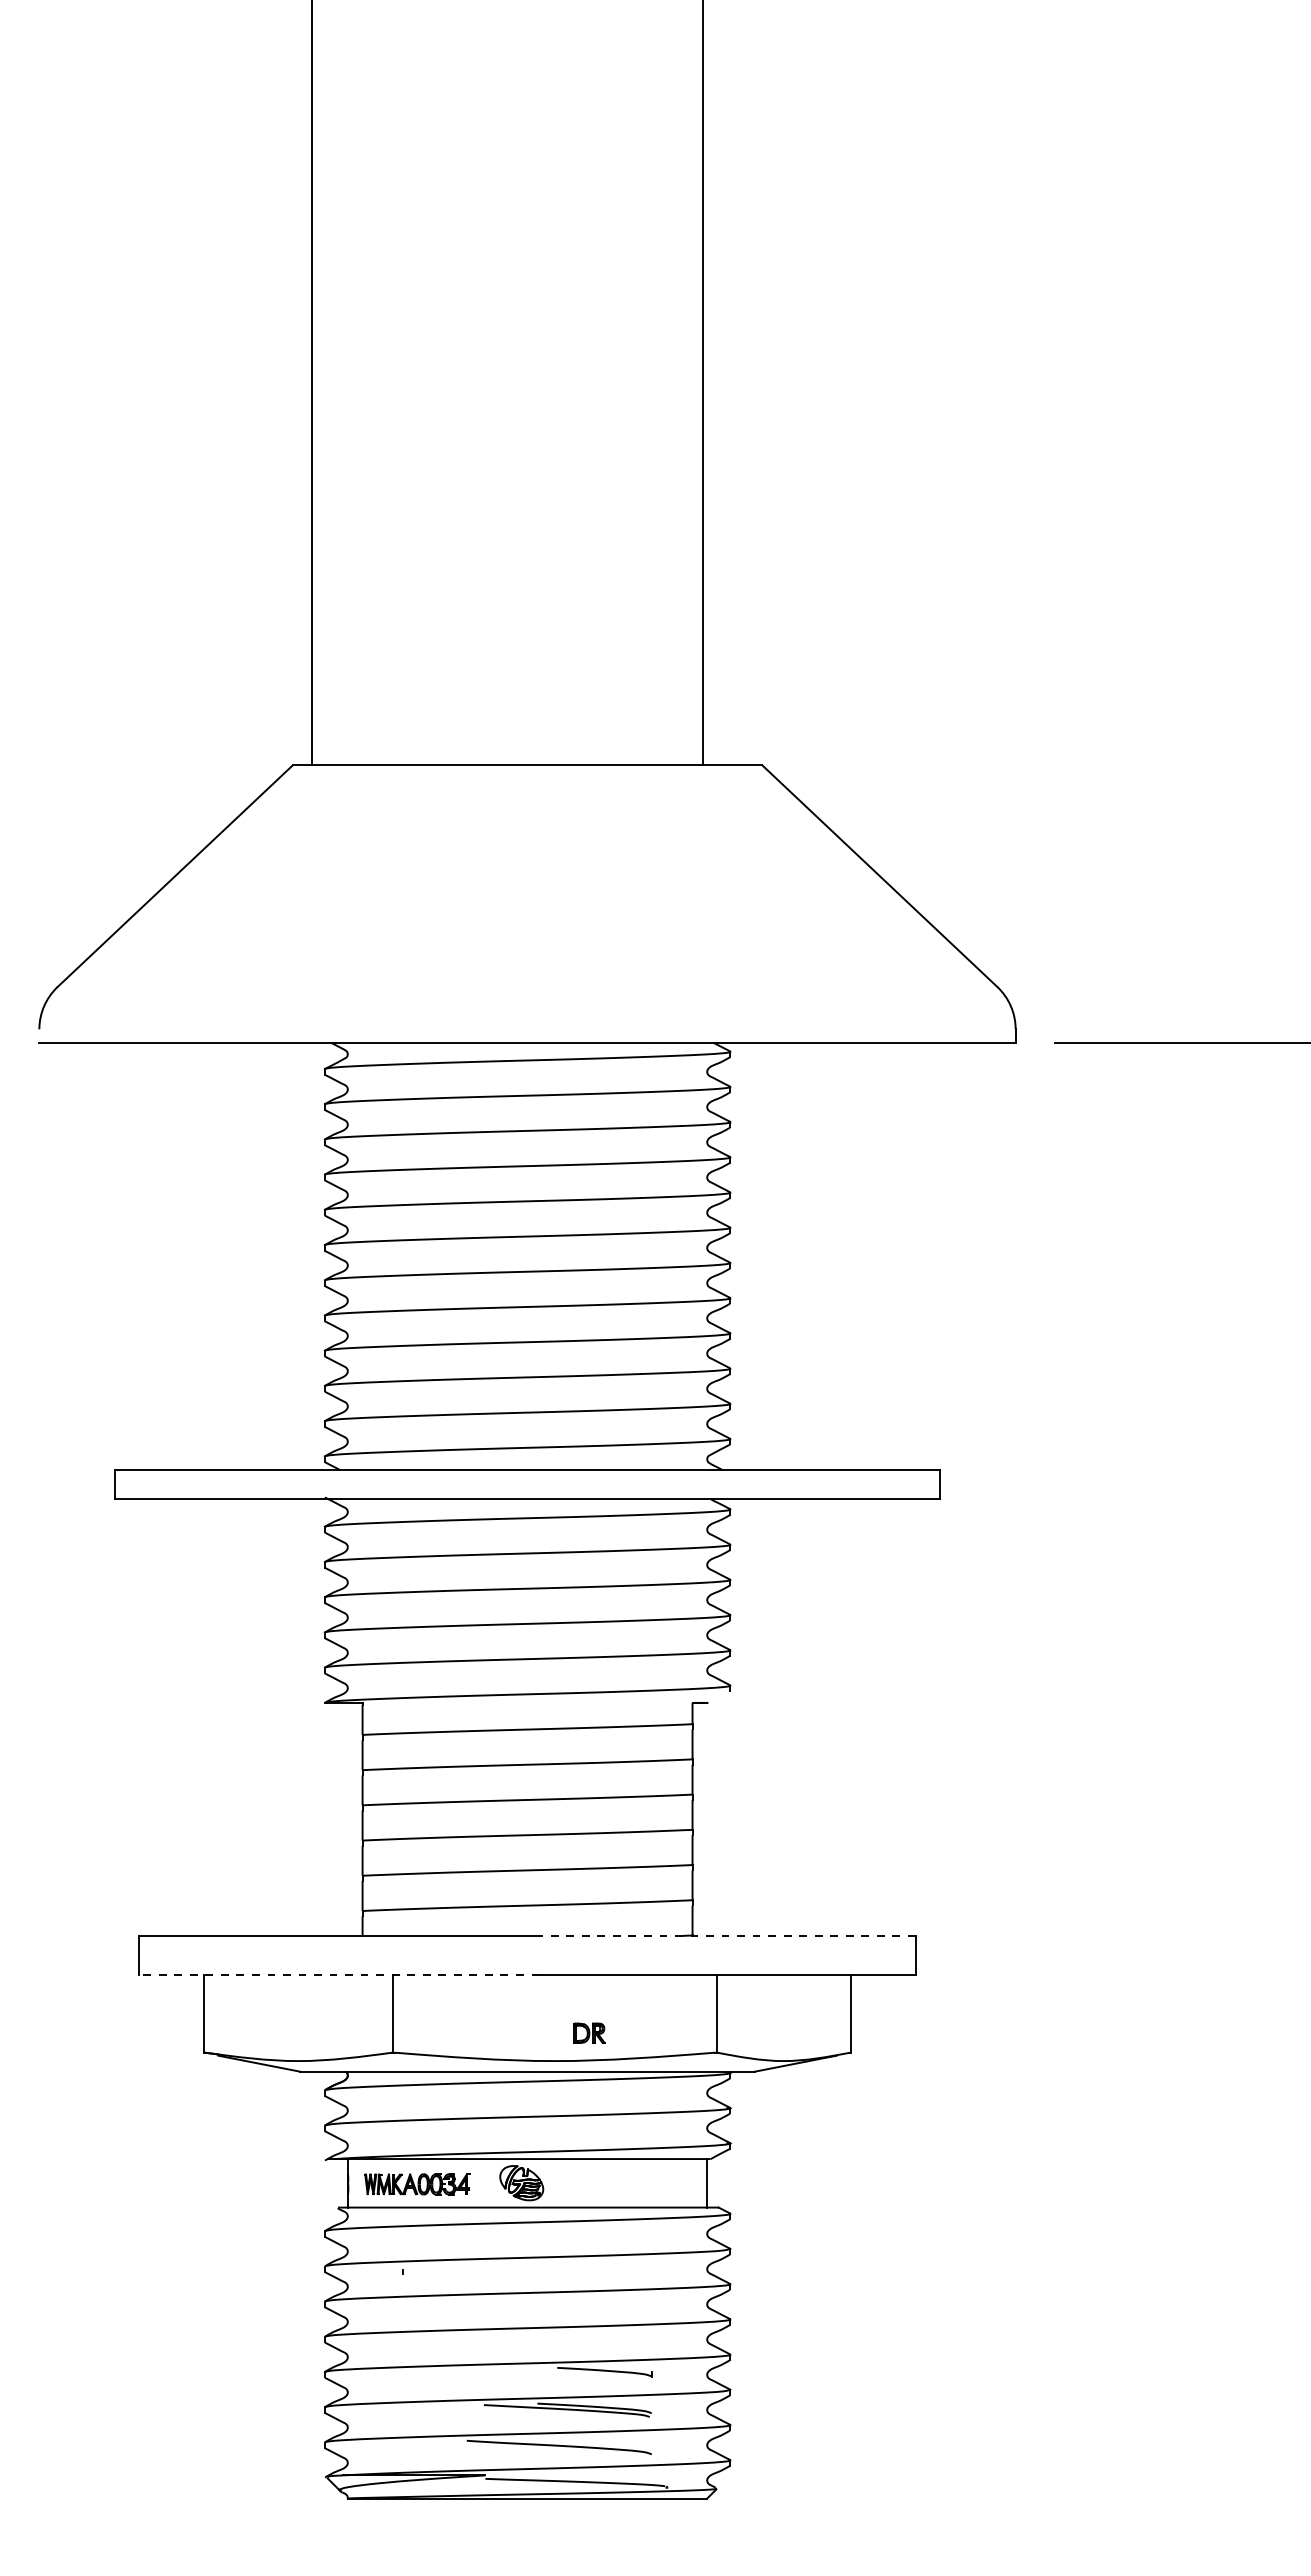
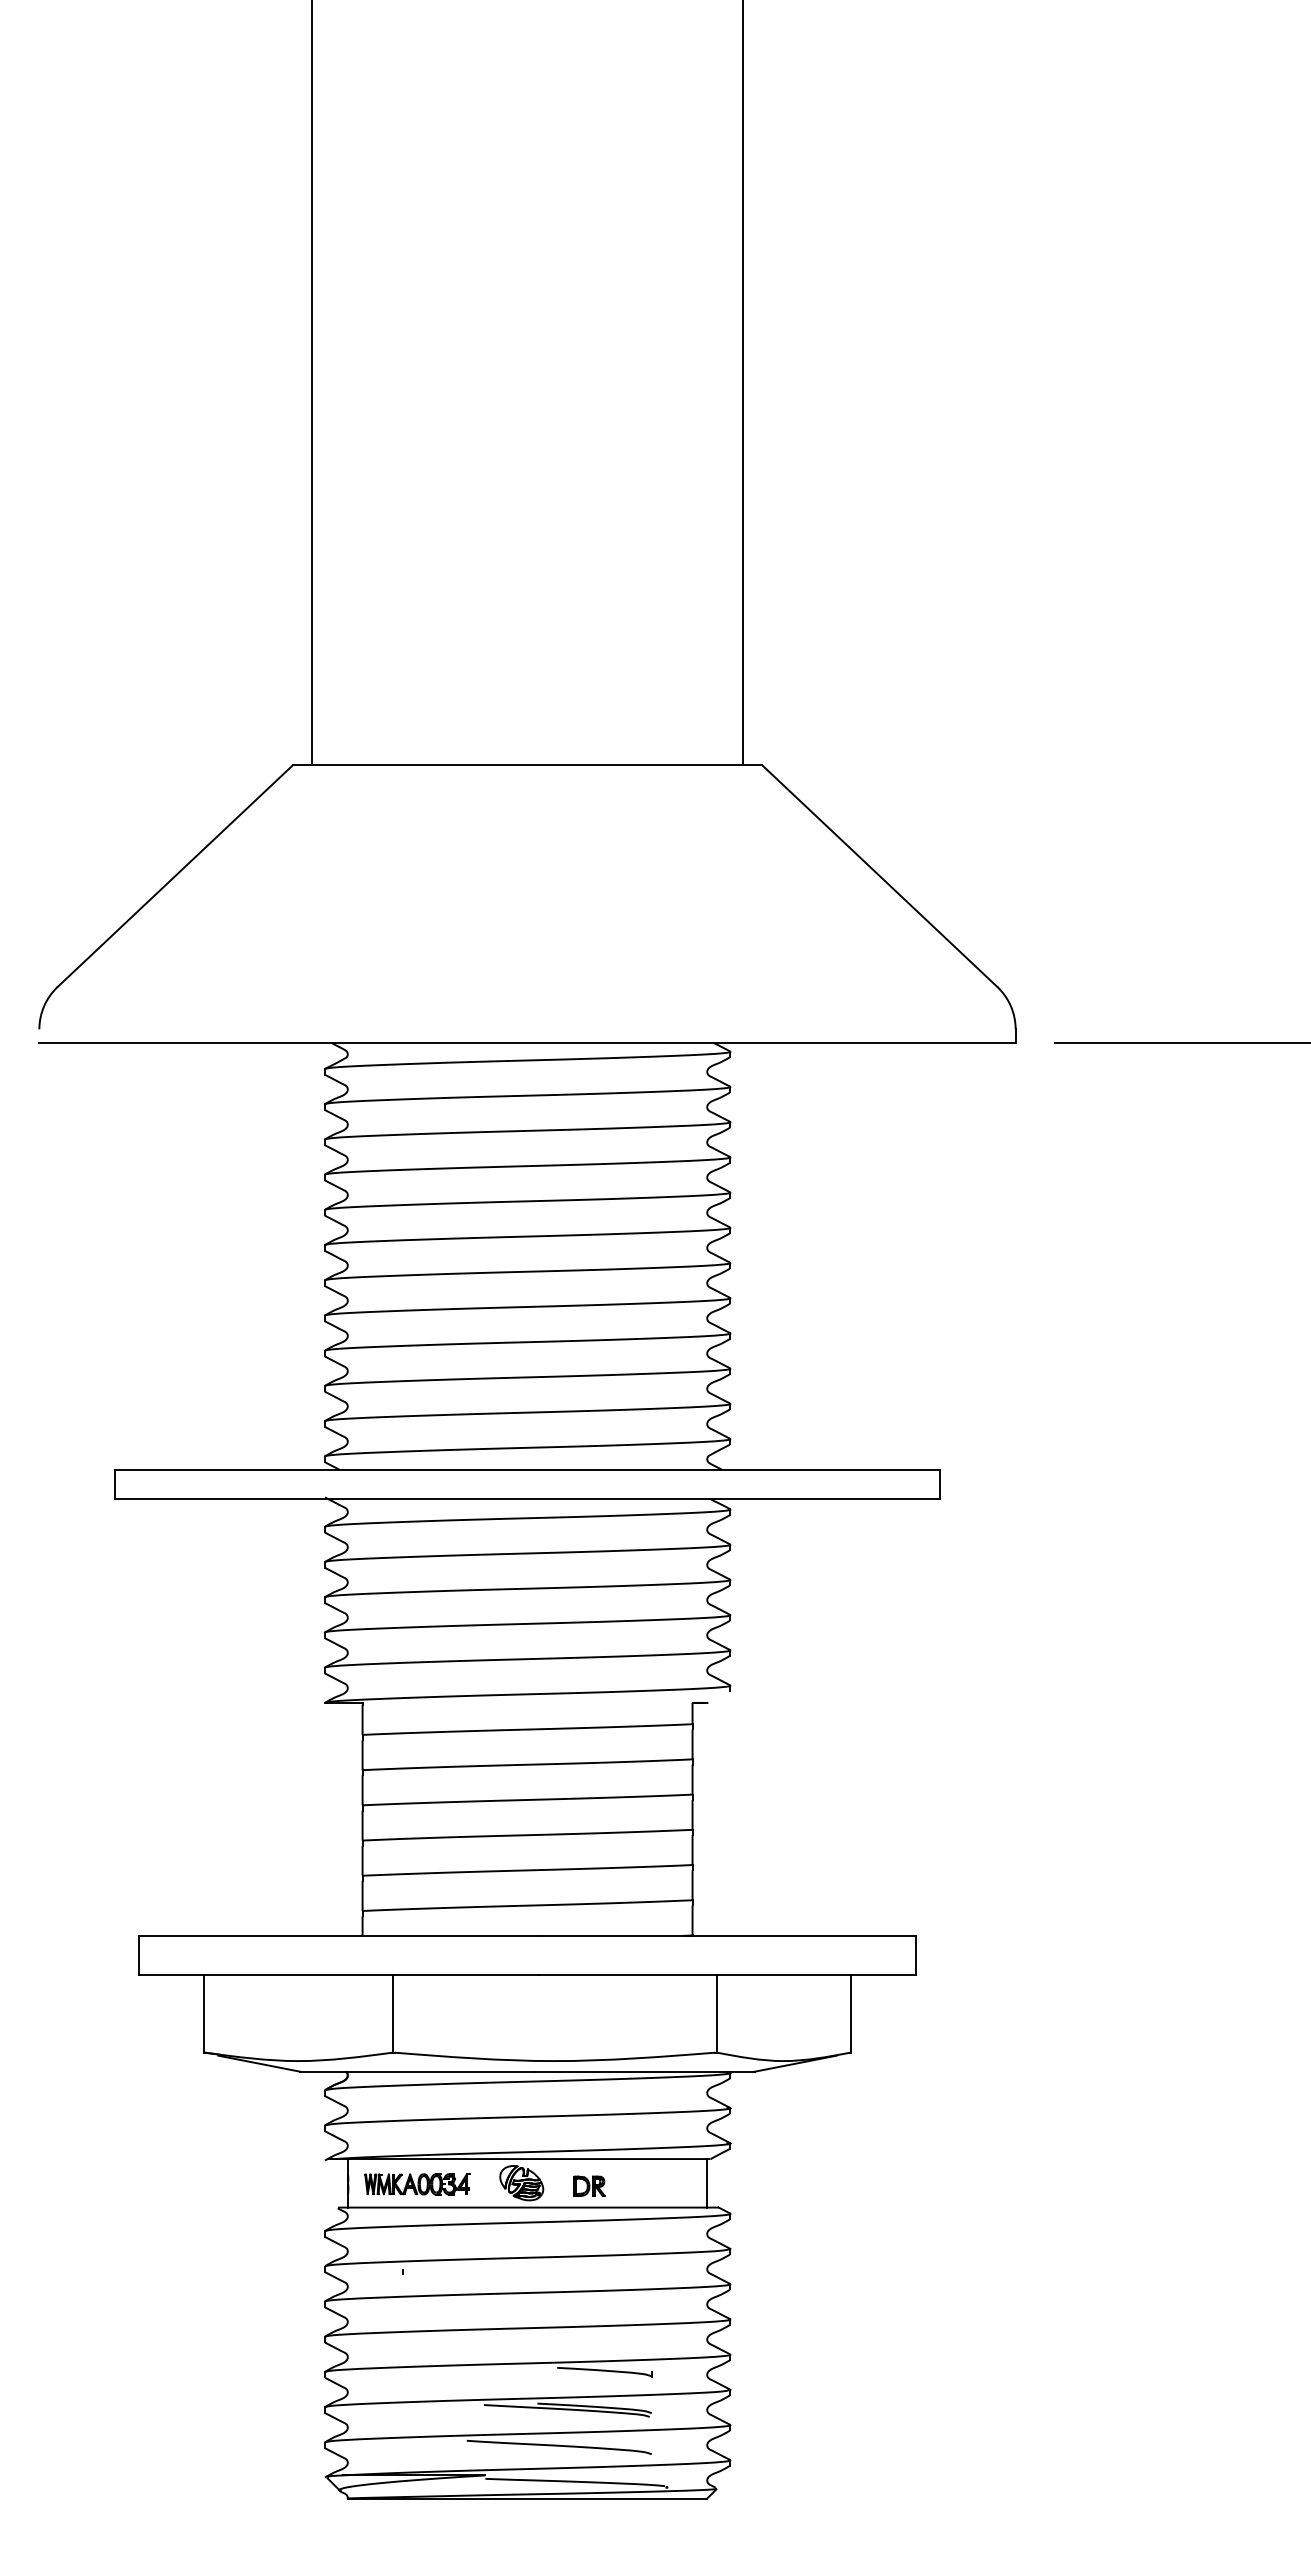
line position: (703, 383) -> (743, 383) (743, 383)
line: dashed -> solid (727, 1935)
line: dashed -> solid (339, 1974)
part position: (589, 2032) -> (589, 2185) (589, 2185)
